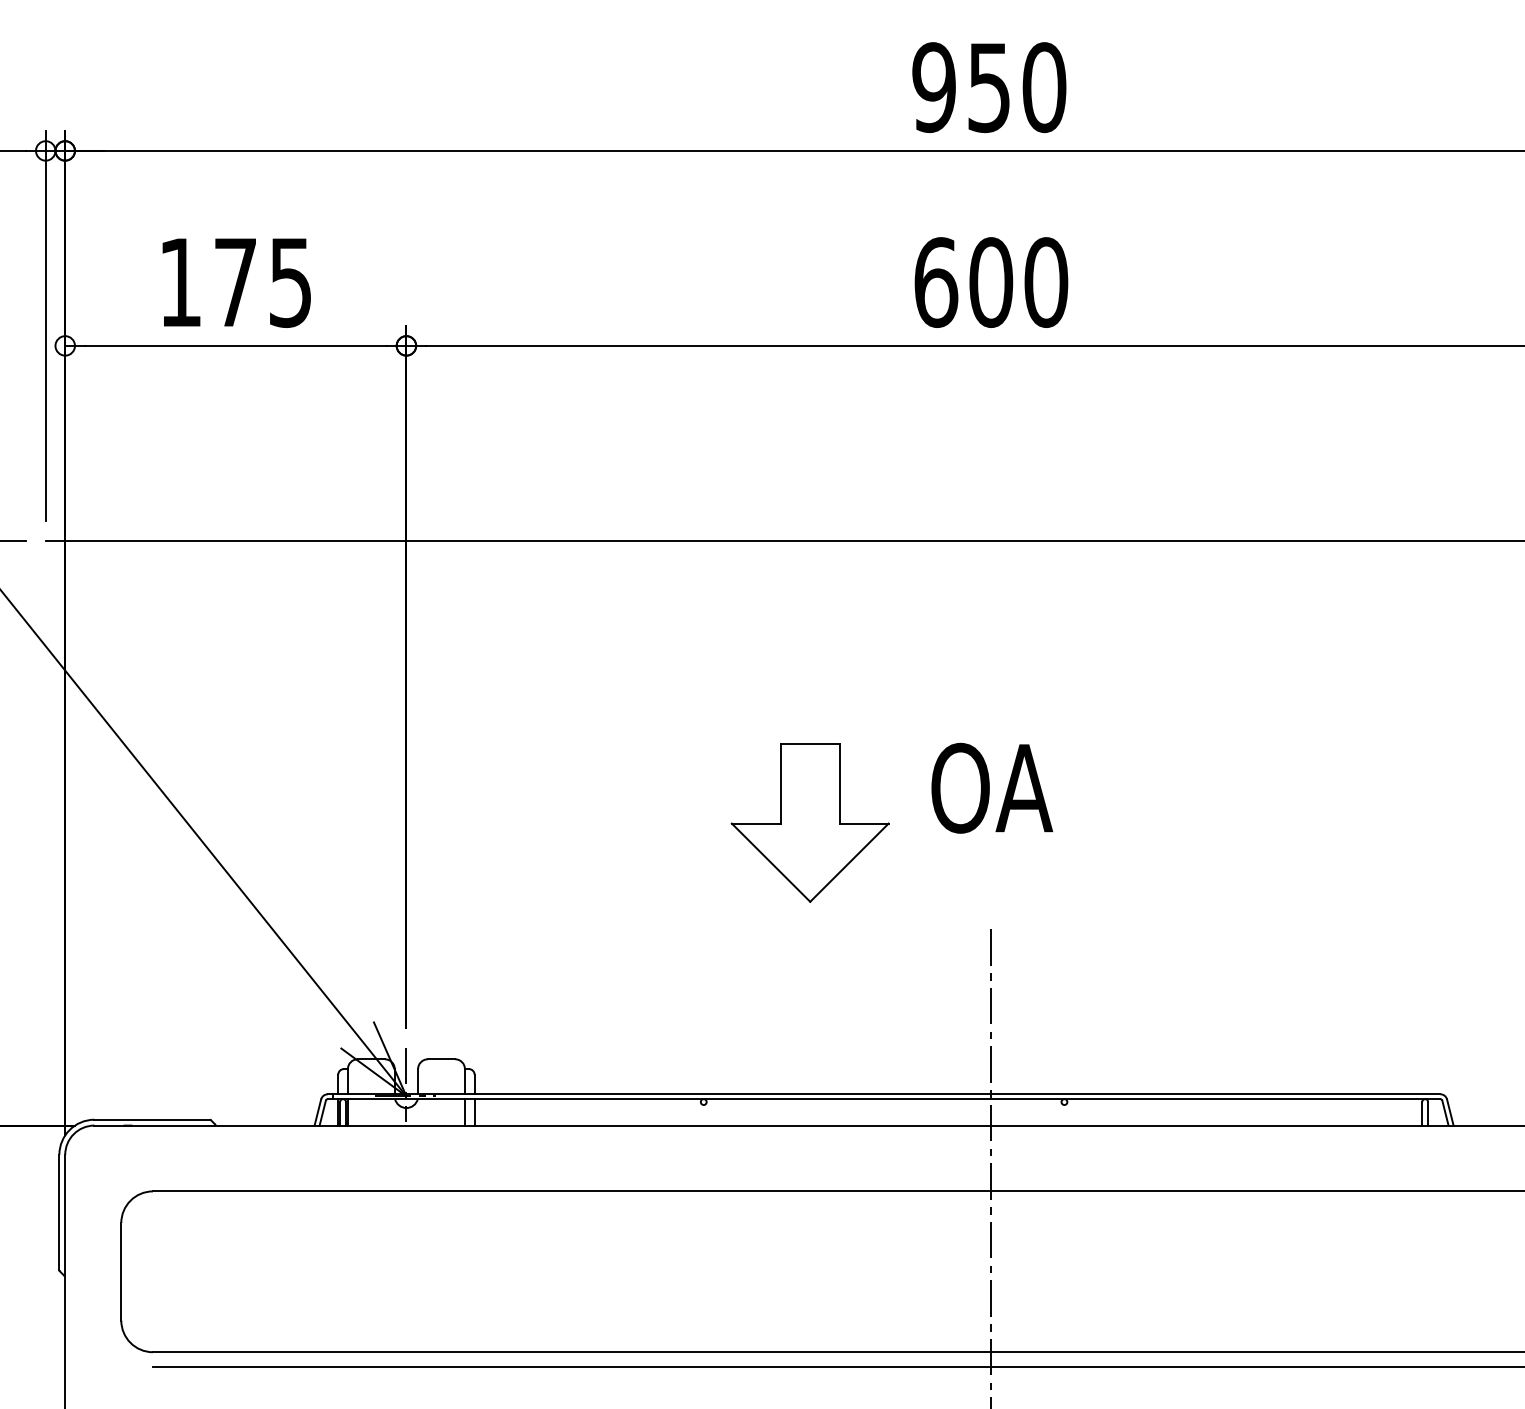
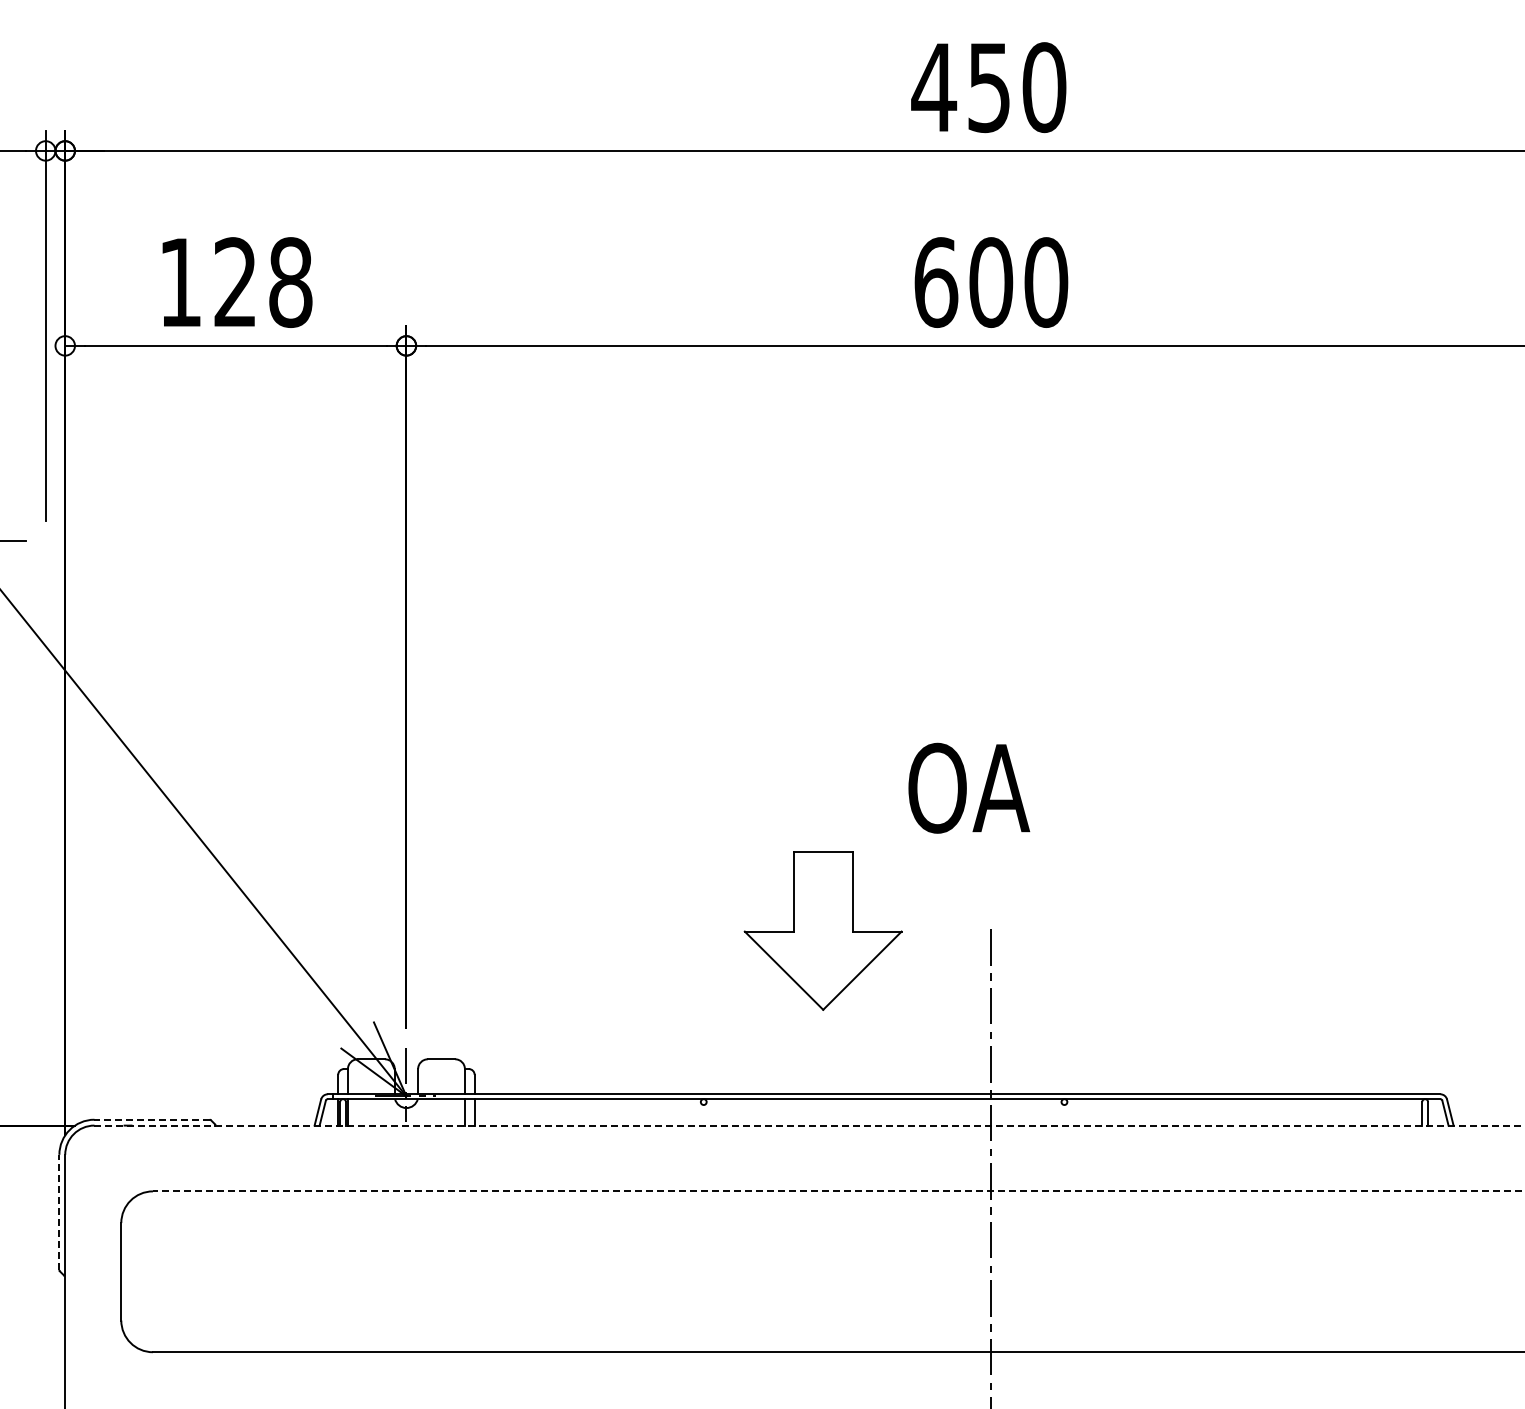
text: 950 -> 450 (934, 87)
text: 175 -> 128 (263, 282)
line: present -> none (783, 540)
text position: (992, 787) -> (969, 787) (969, 787)
part position: (809, 822) -> (822, 930) (822, 930)
line: solid -> dashed (152, 1119)
line: solid -> dashed (809, 1125)
line: solid -> dashed (838, 1191)
line: solid -> dashed (59, 1212)
line: present -> none (836, 1366)
